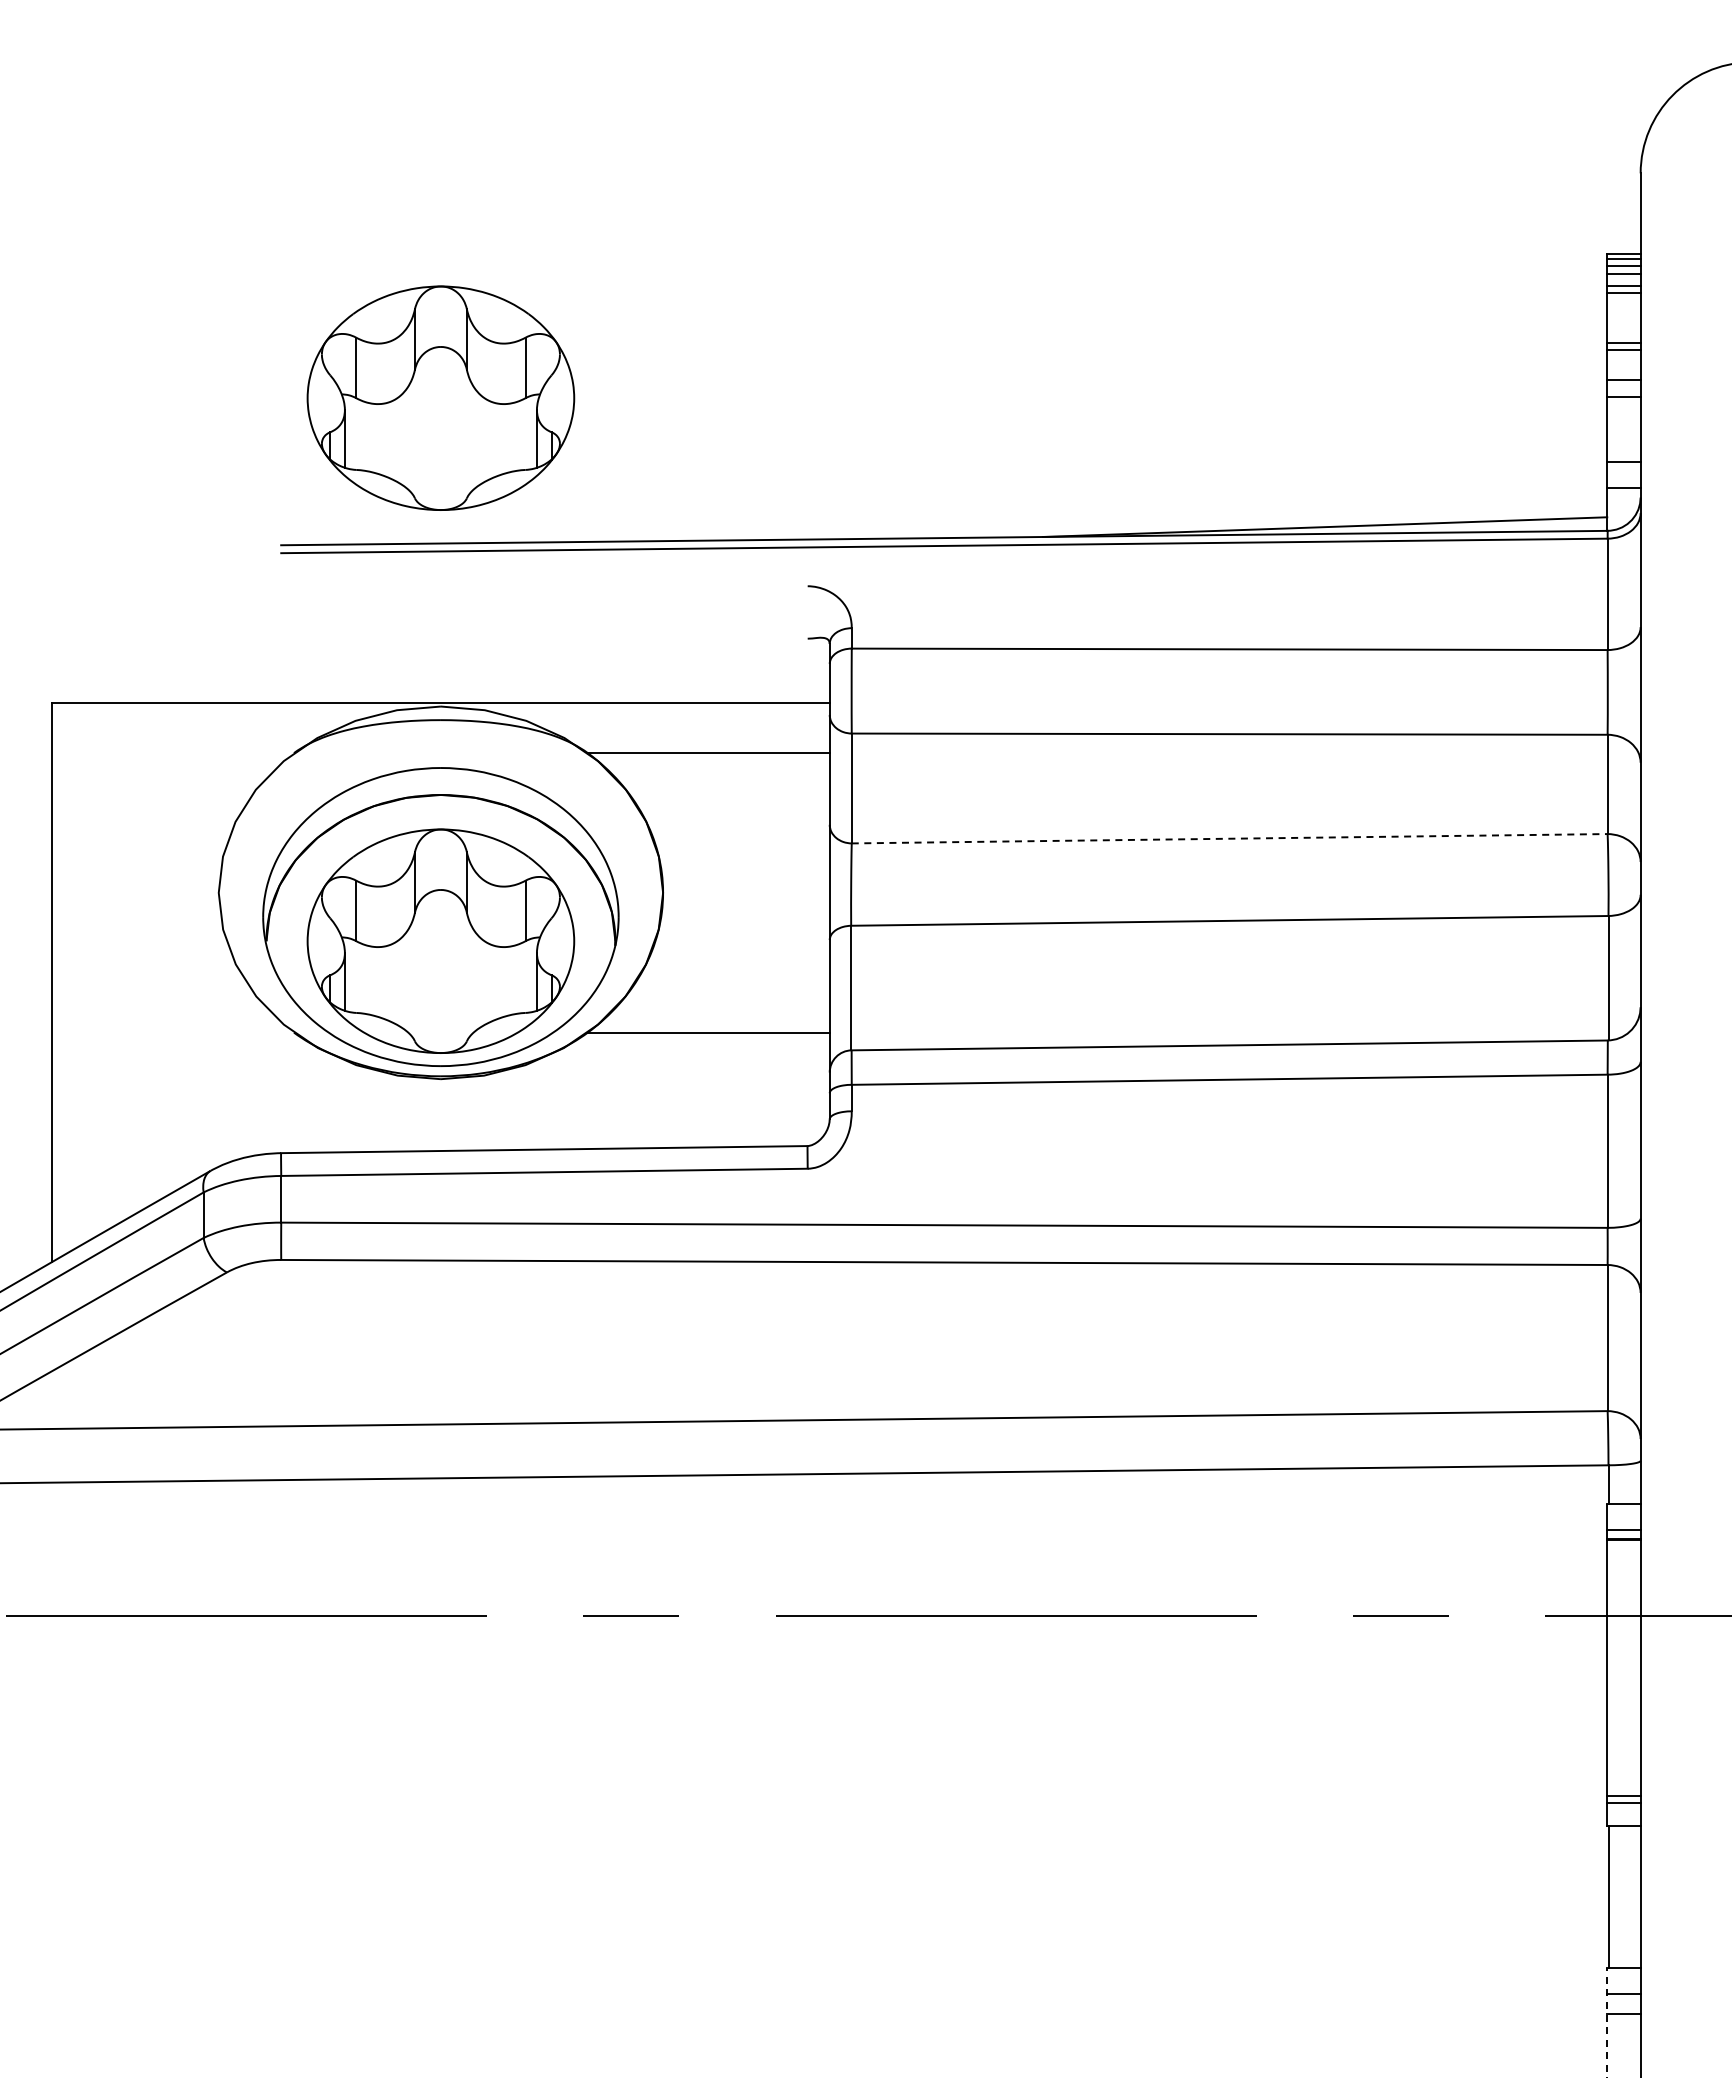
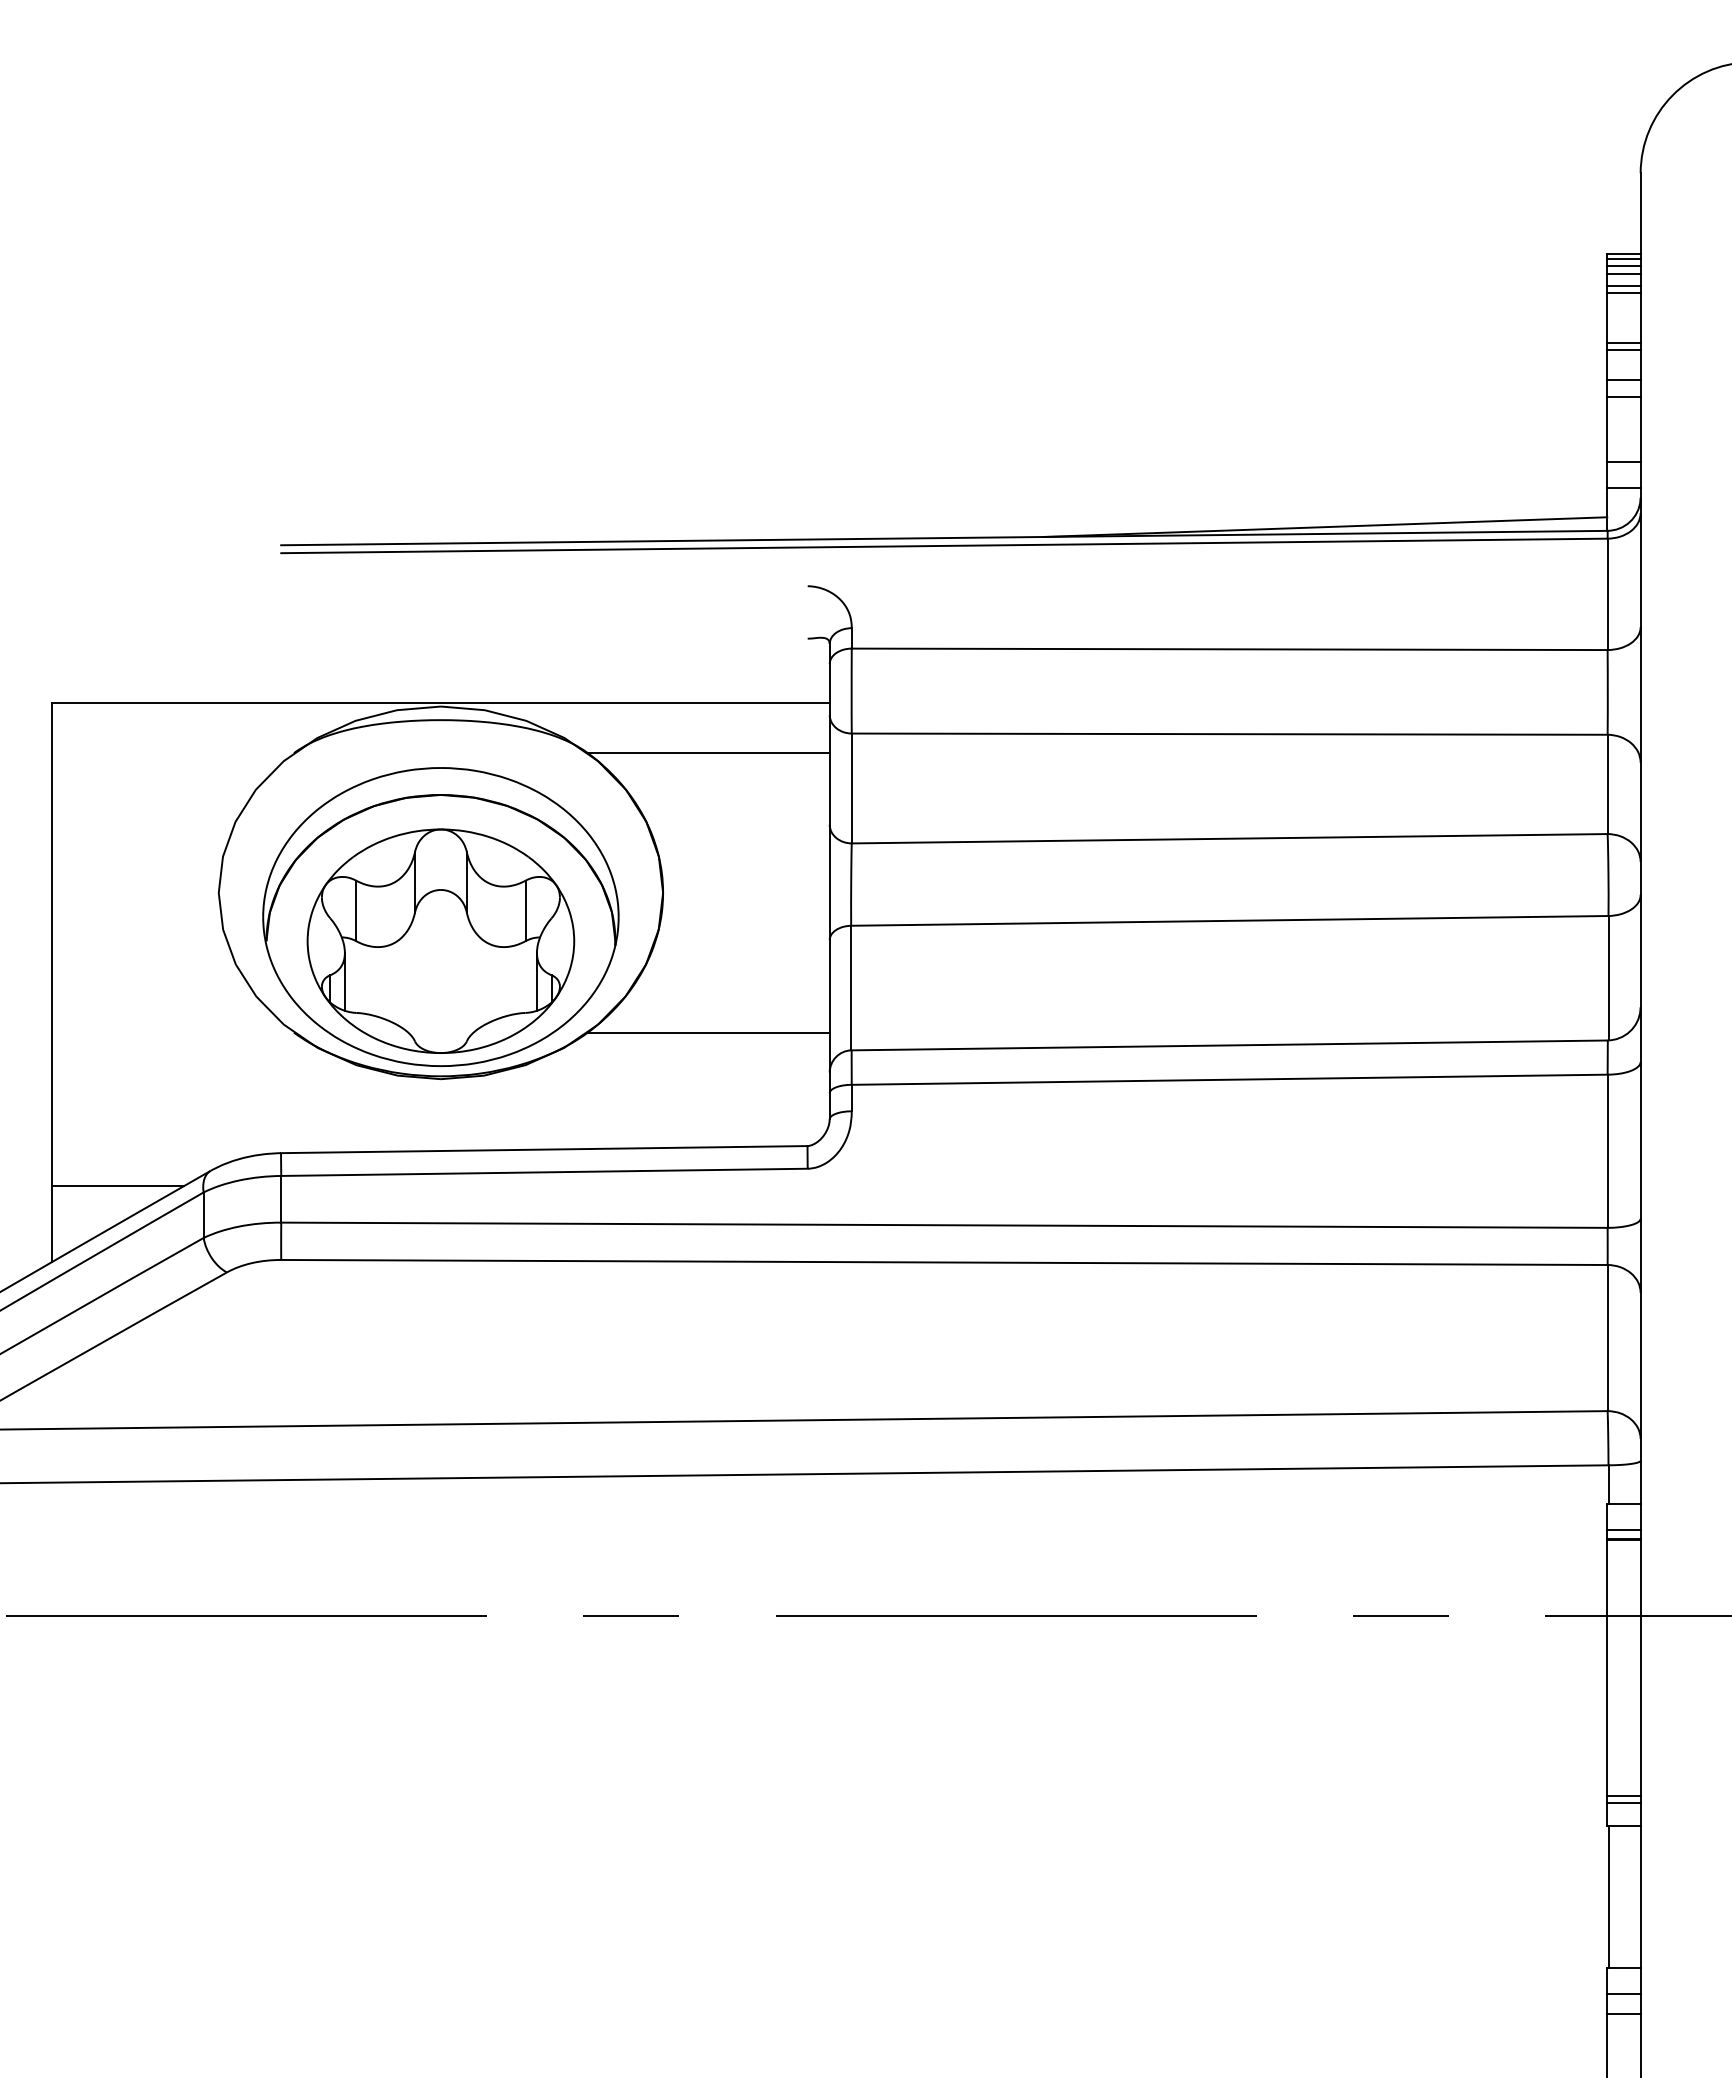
part: present -> none (440, 397)
line: dashed -> solid (1229, 838)
line: none -> present (117, 1186)
line: dashed -> solid (1607, 2022)
